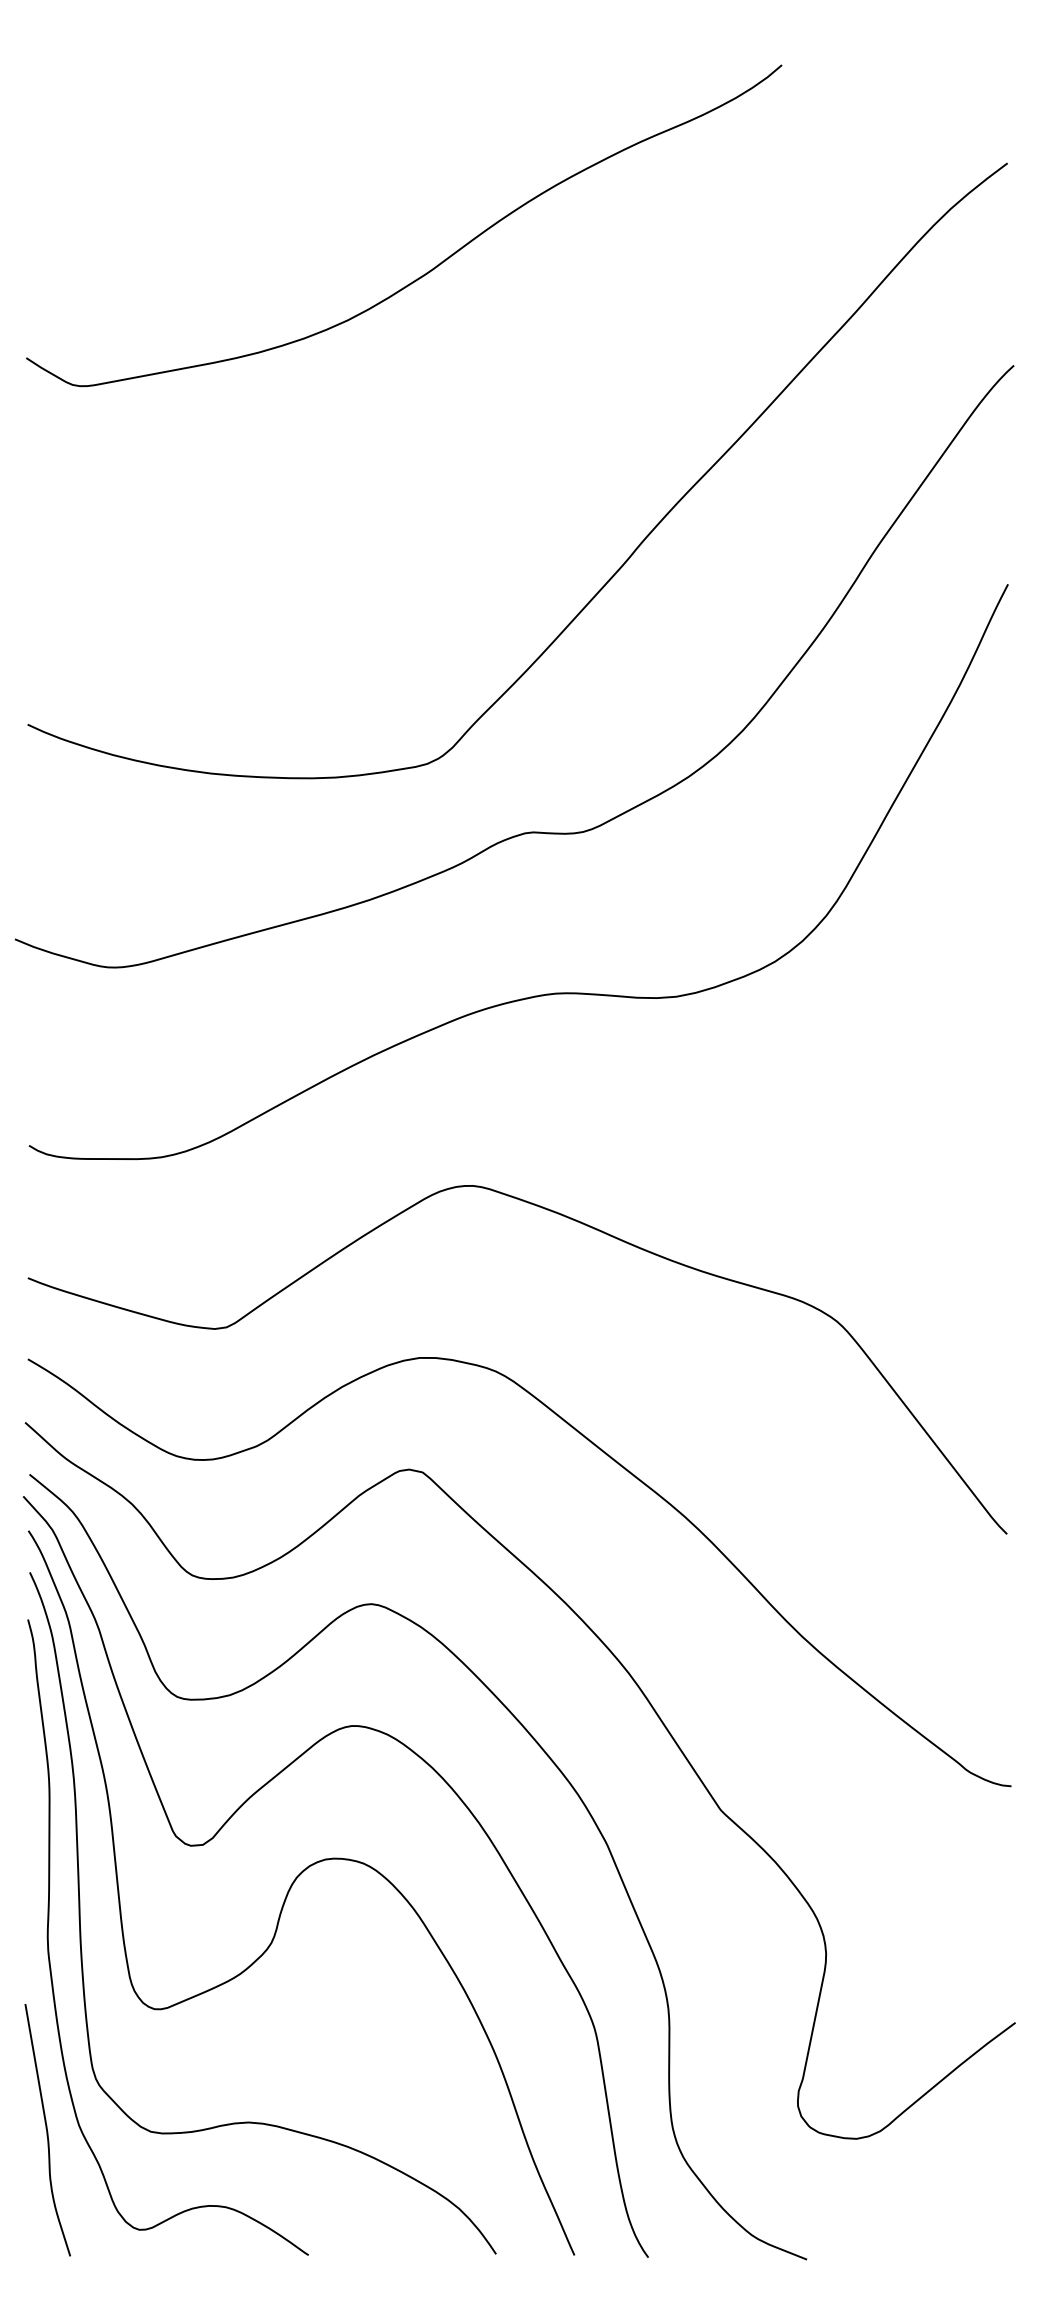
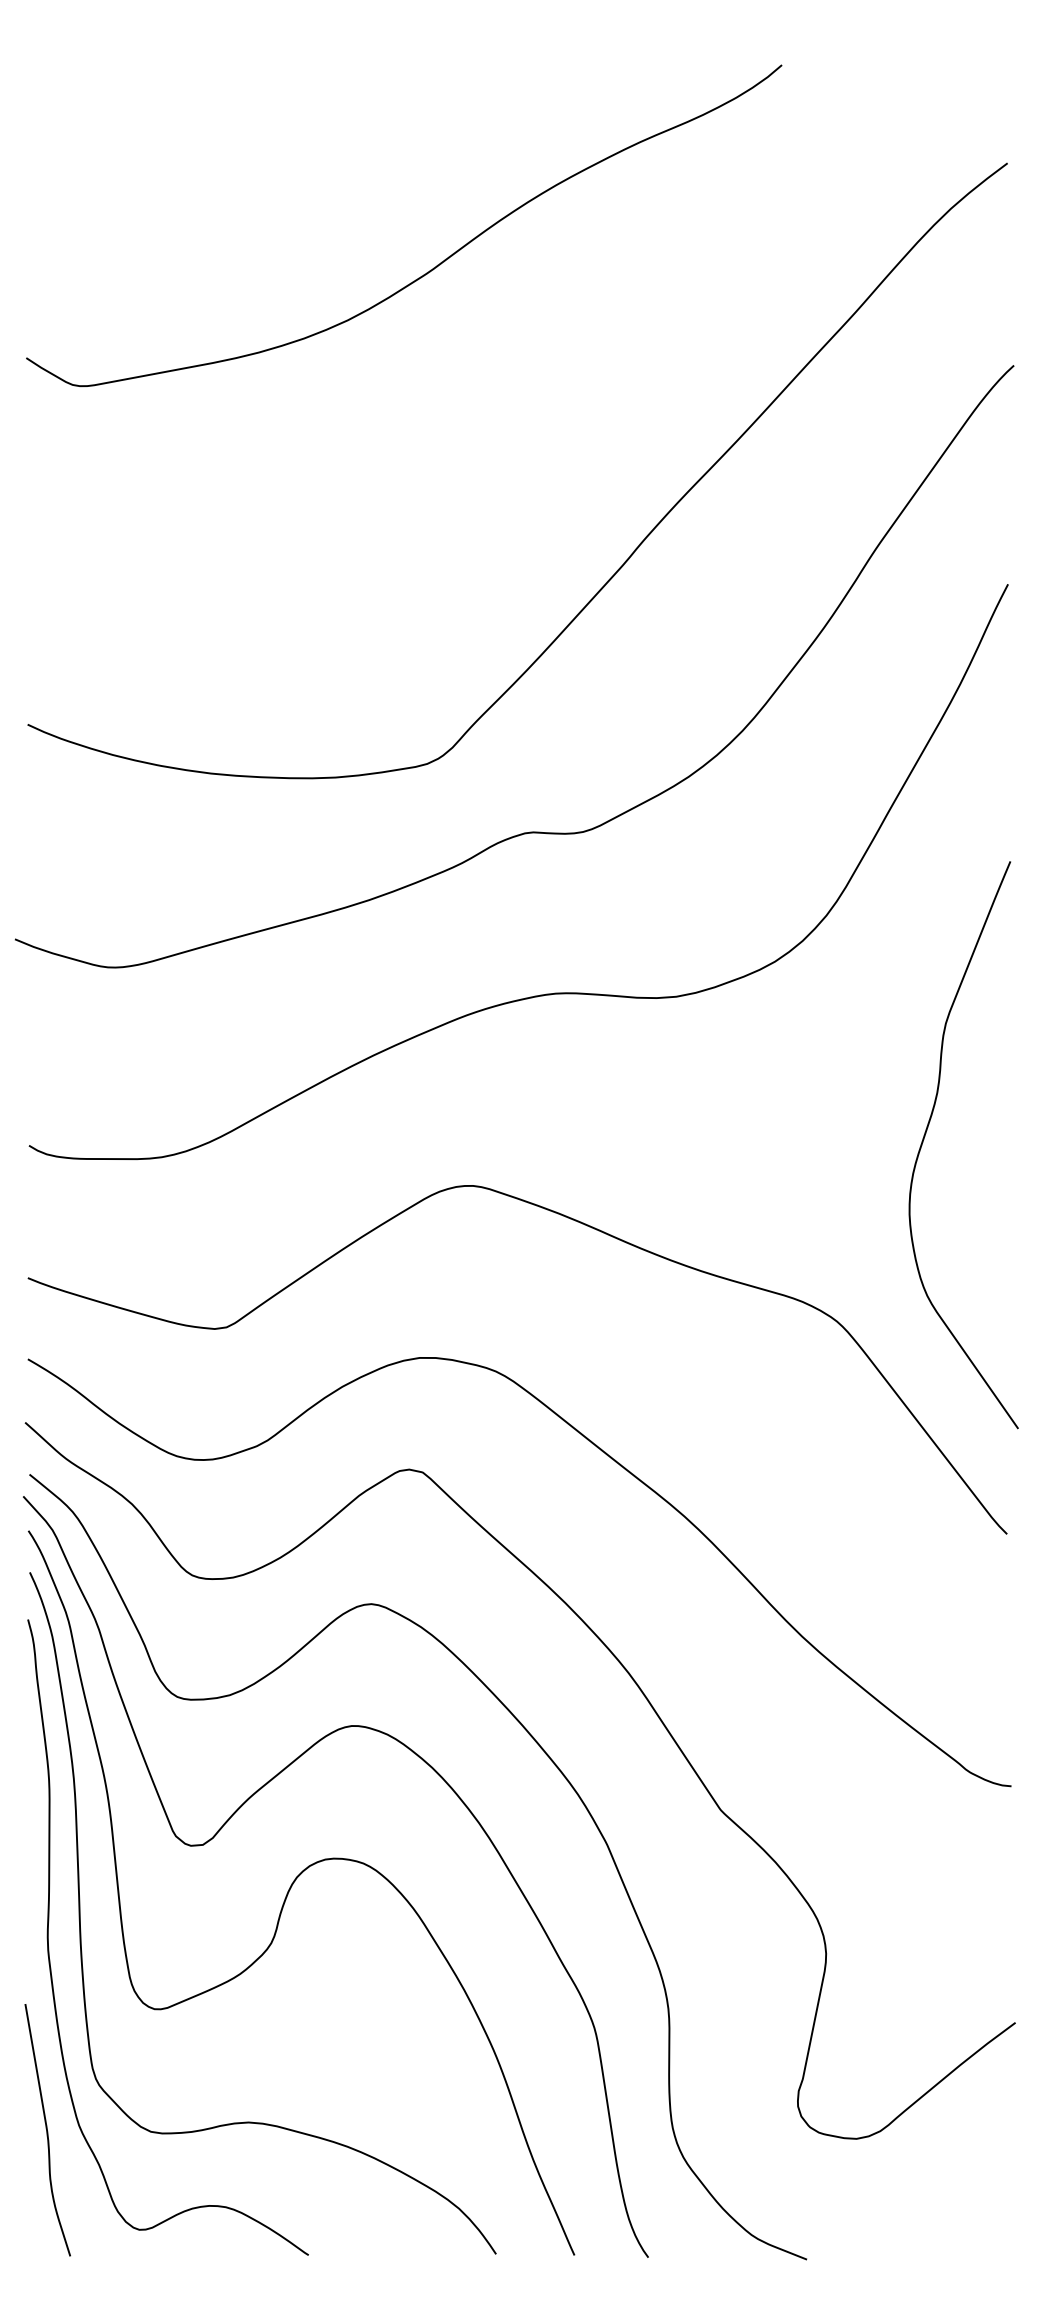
curve: none -> present (926, 1133)
